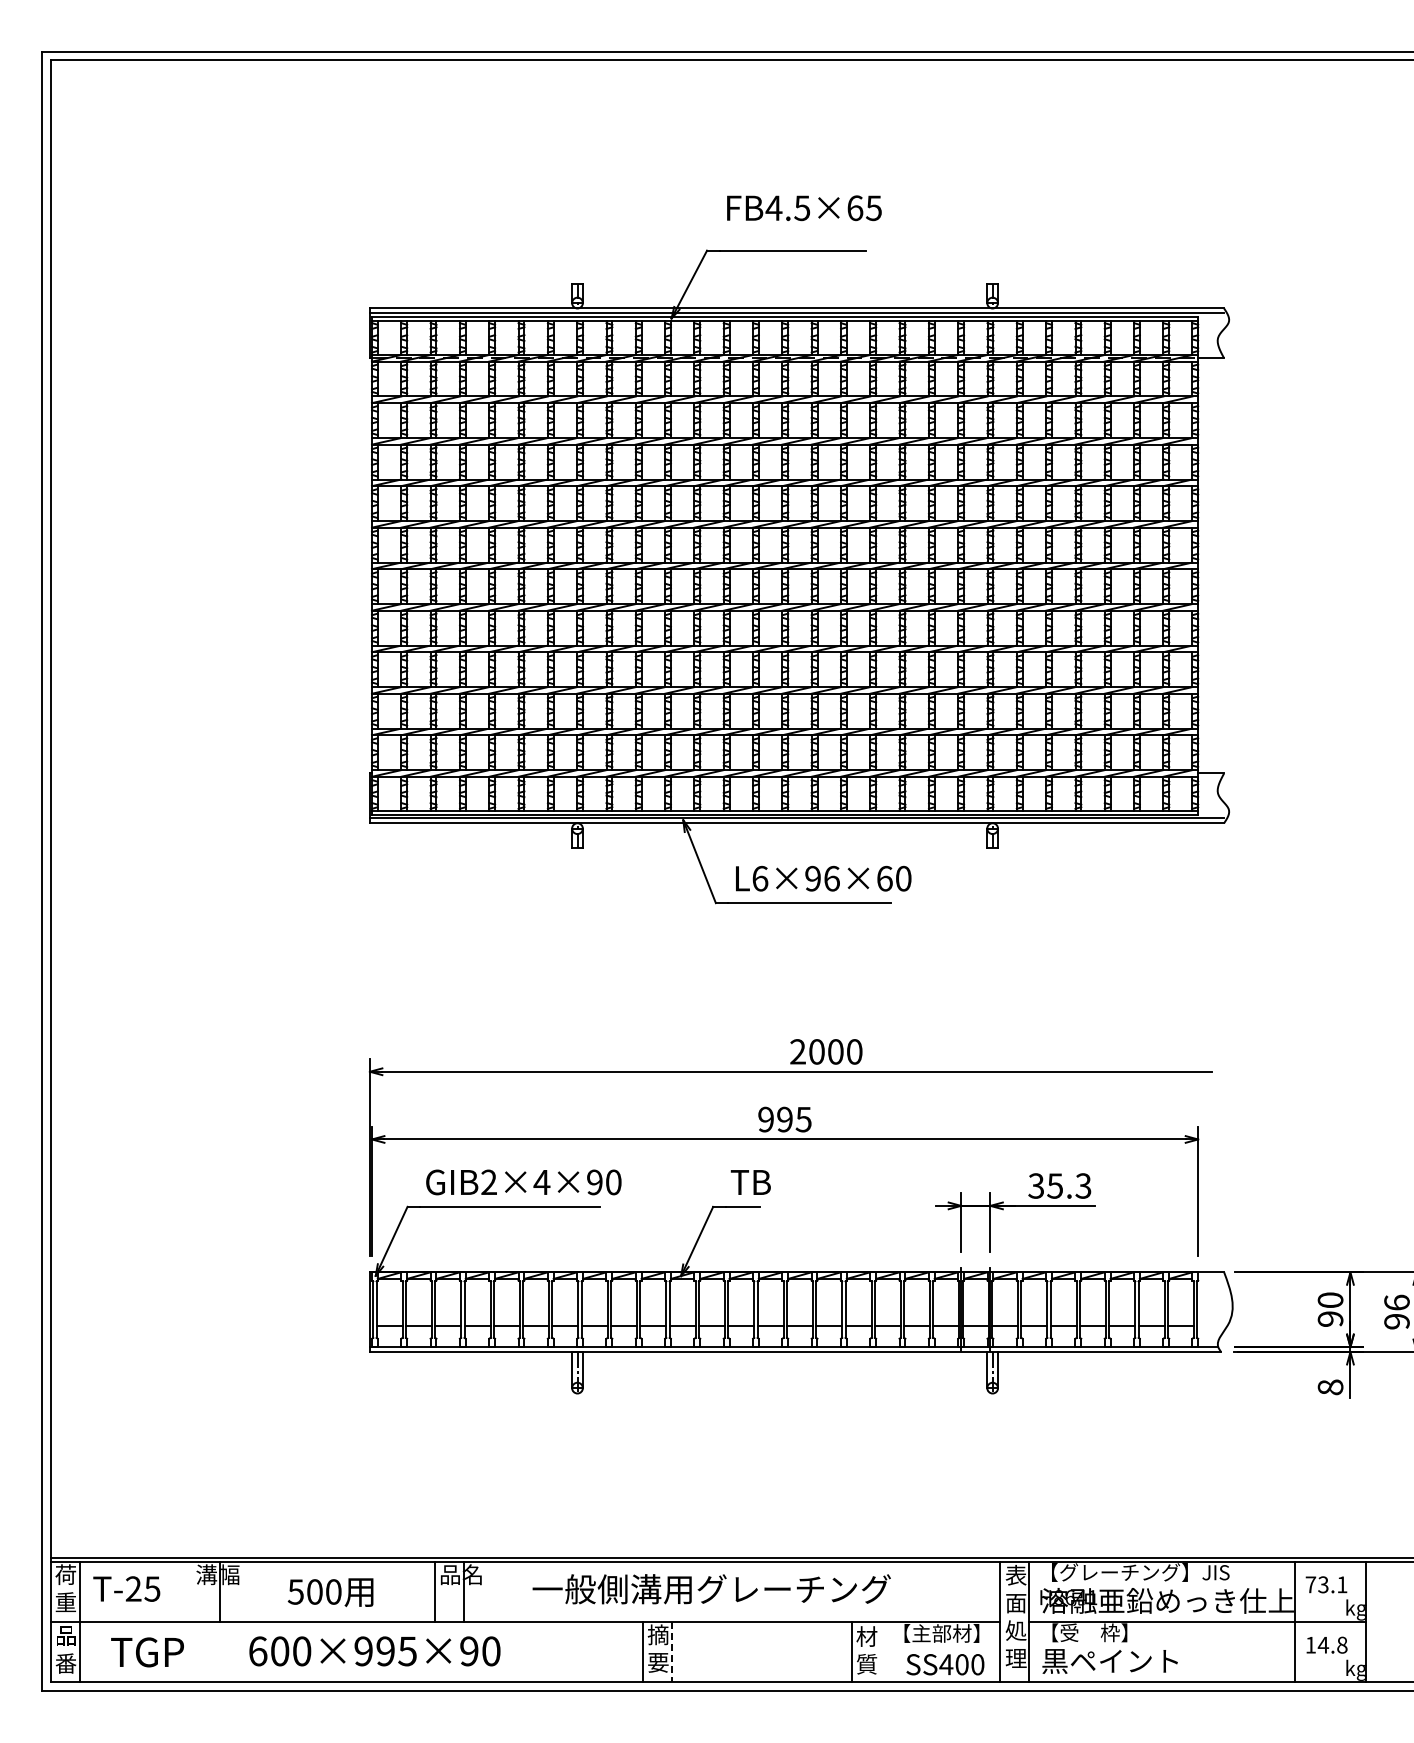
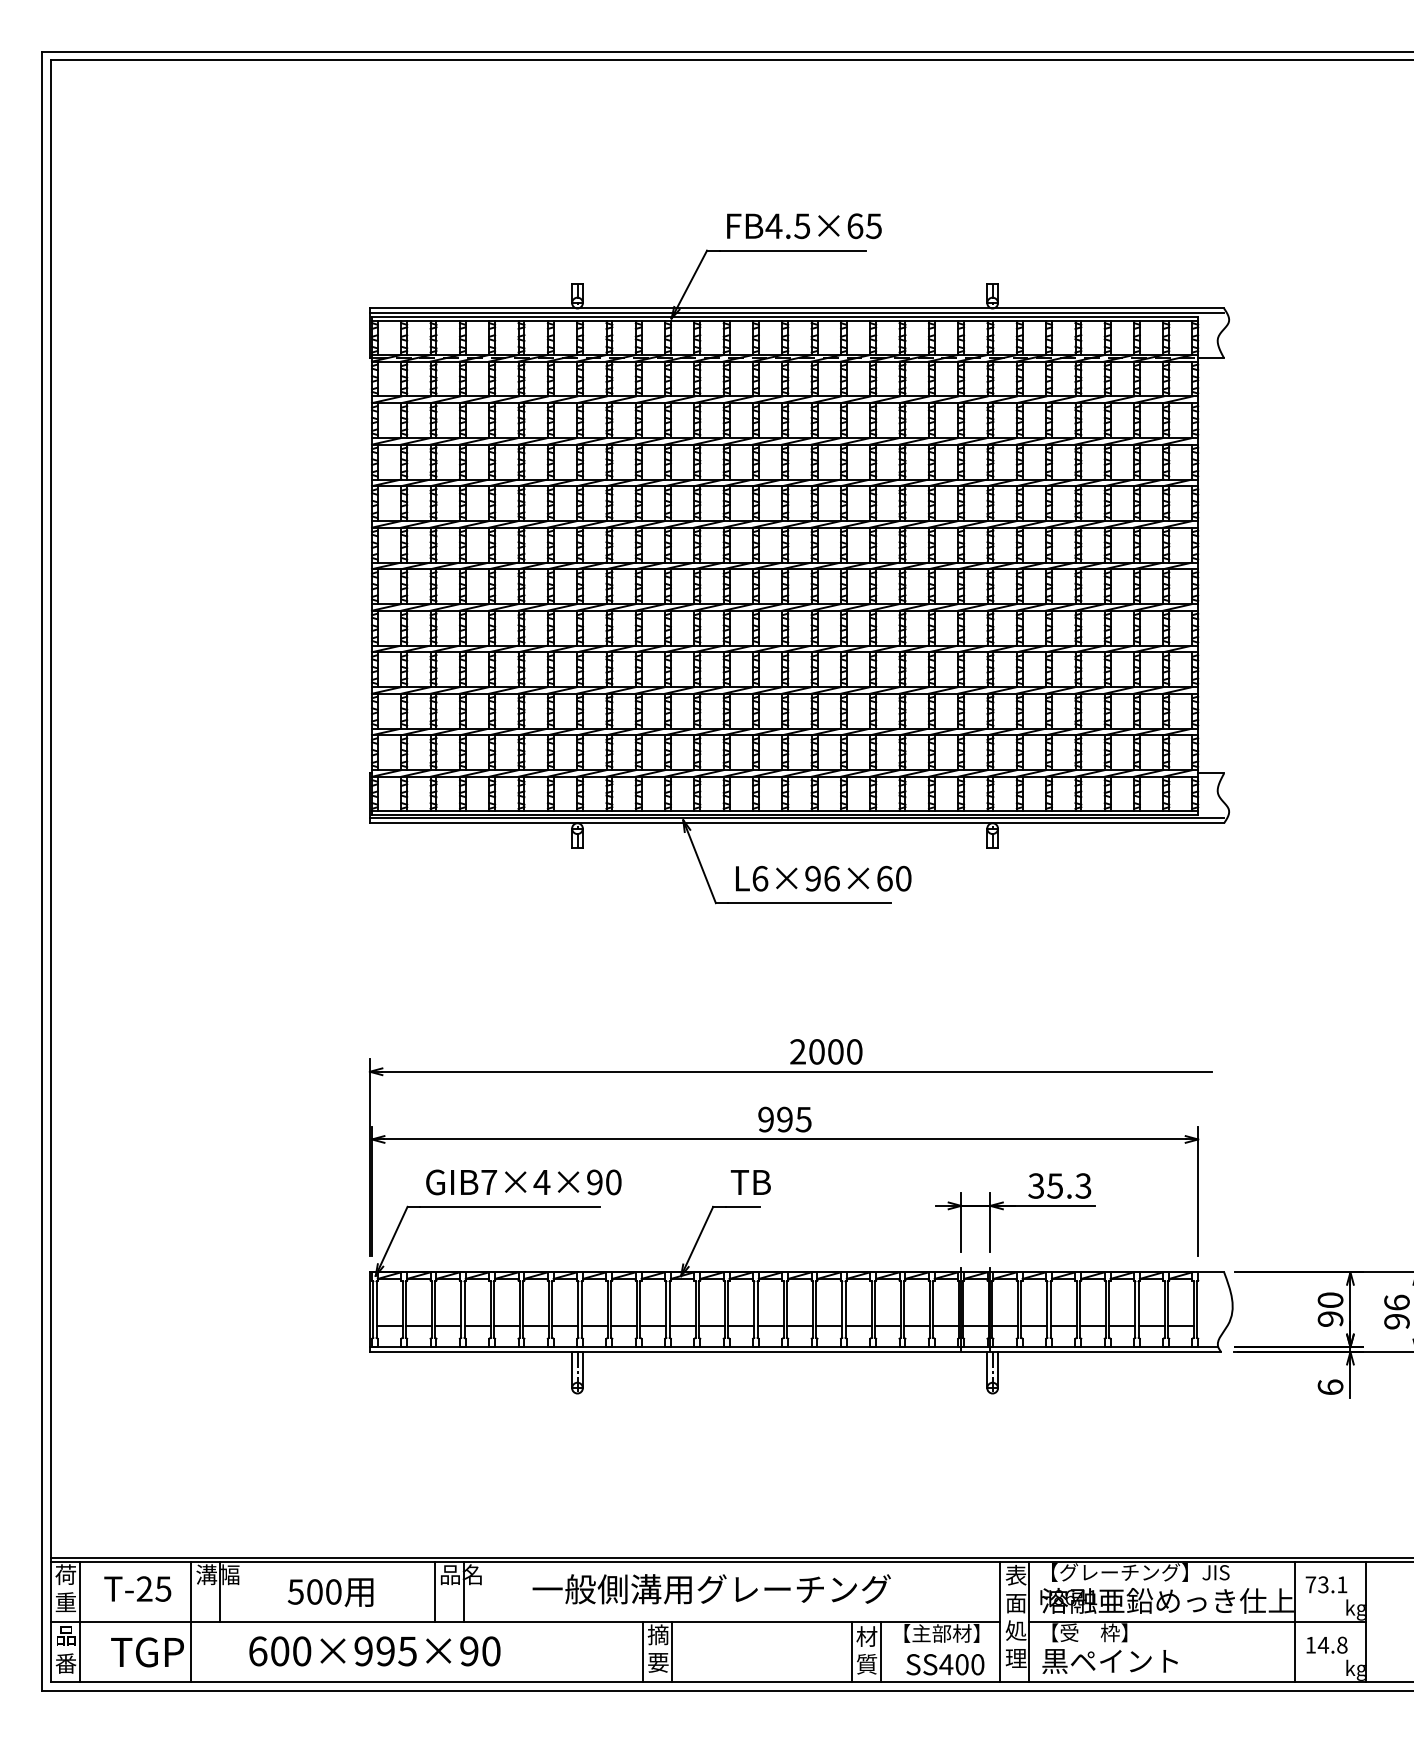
text position: (804, 208) -> (804, 226) (804, 226)
text: GIB2×4×90 -> GIB7×4×90 (489, 1181)
text: 8 -> 6 (1330, 1387)
text position: (126, 1588) -> (137, 1588) (137, 1588)
line: none -> present (190, 1621)
line: dashed -> solid (672, 1652)
line: none -> present (880, 1652)
